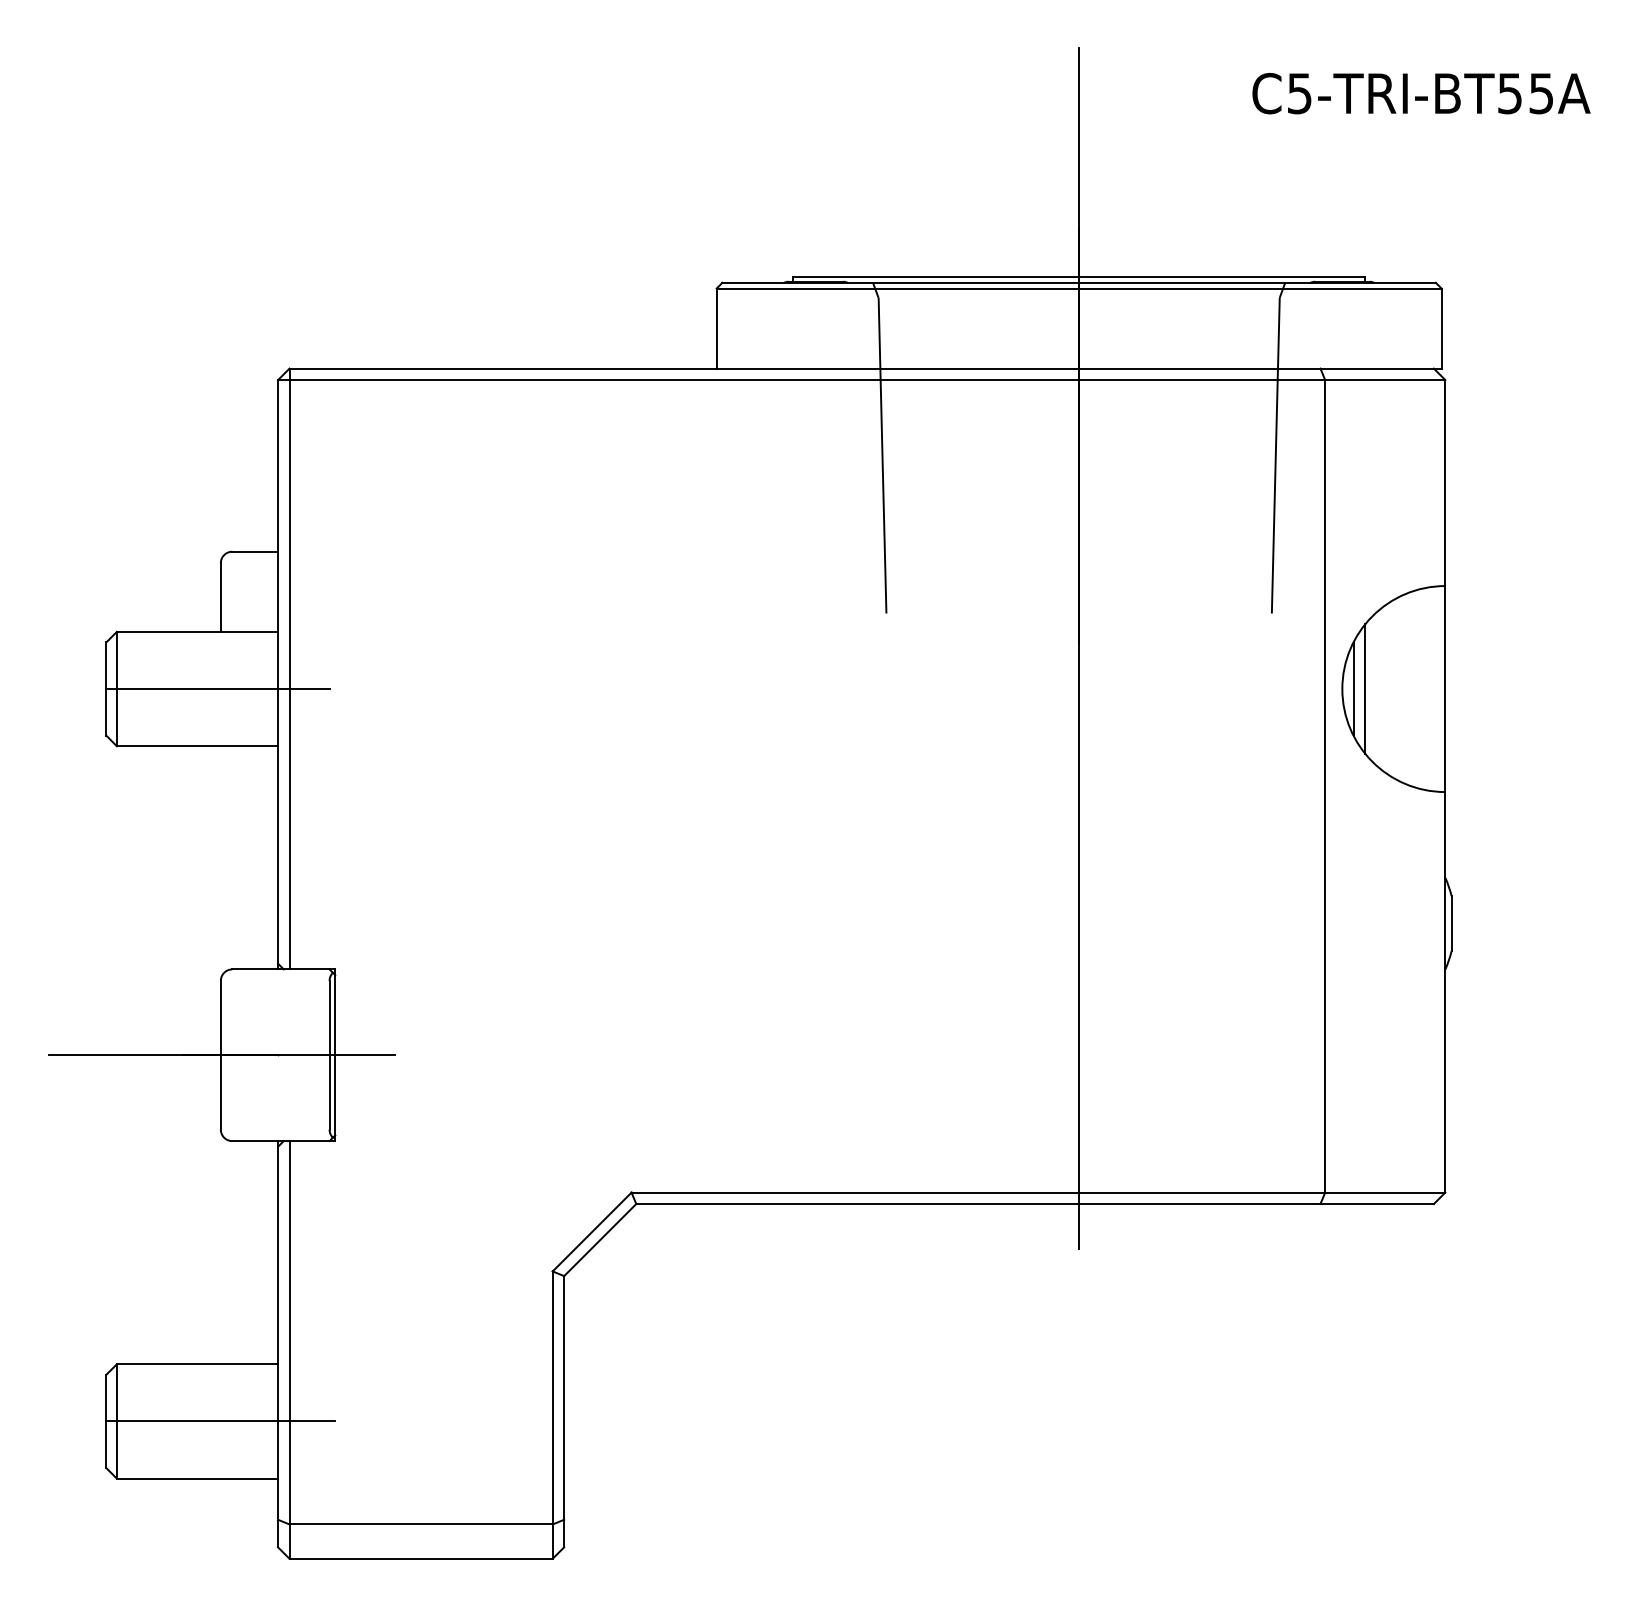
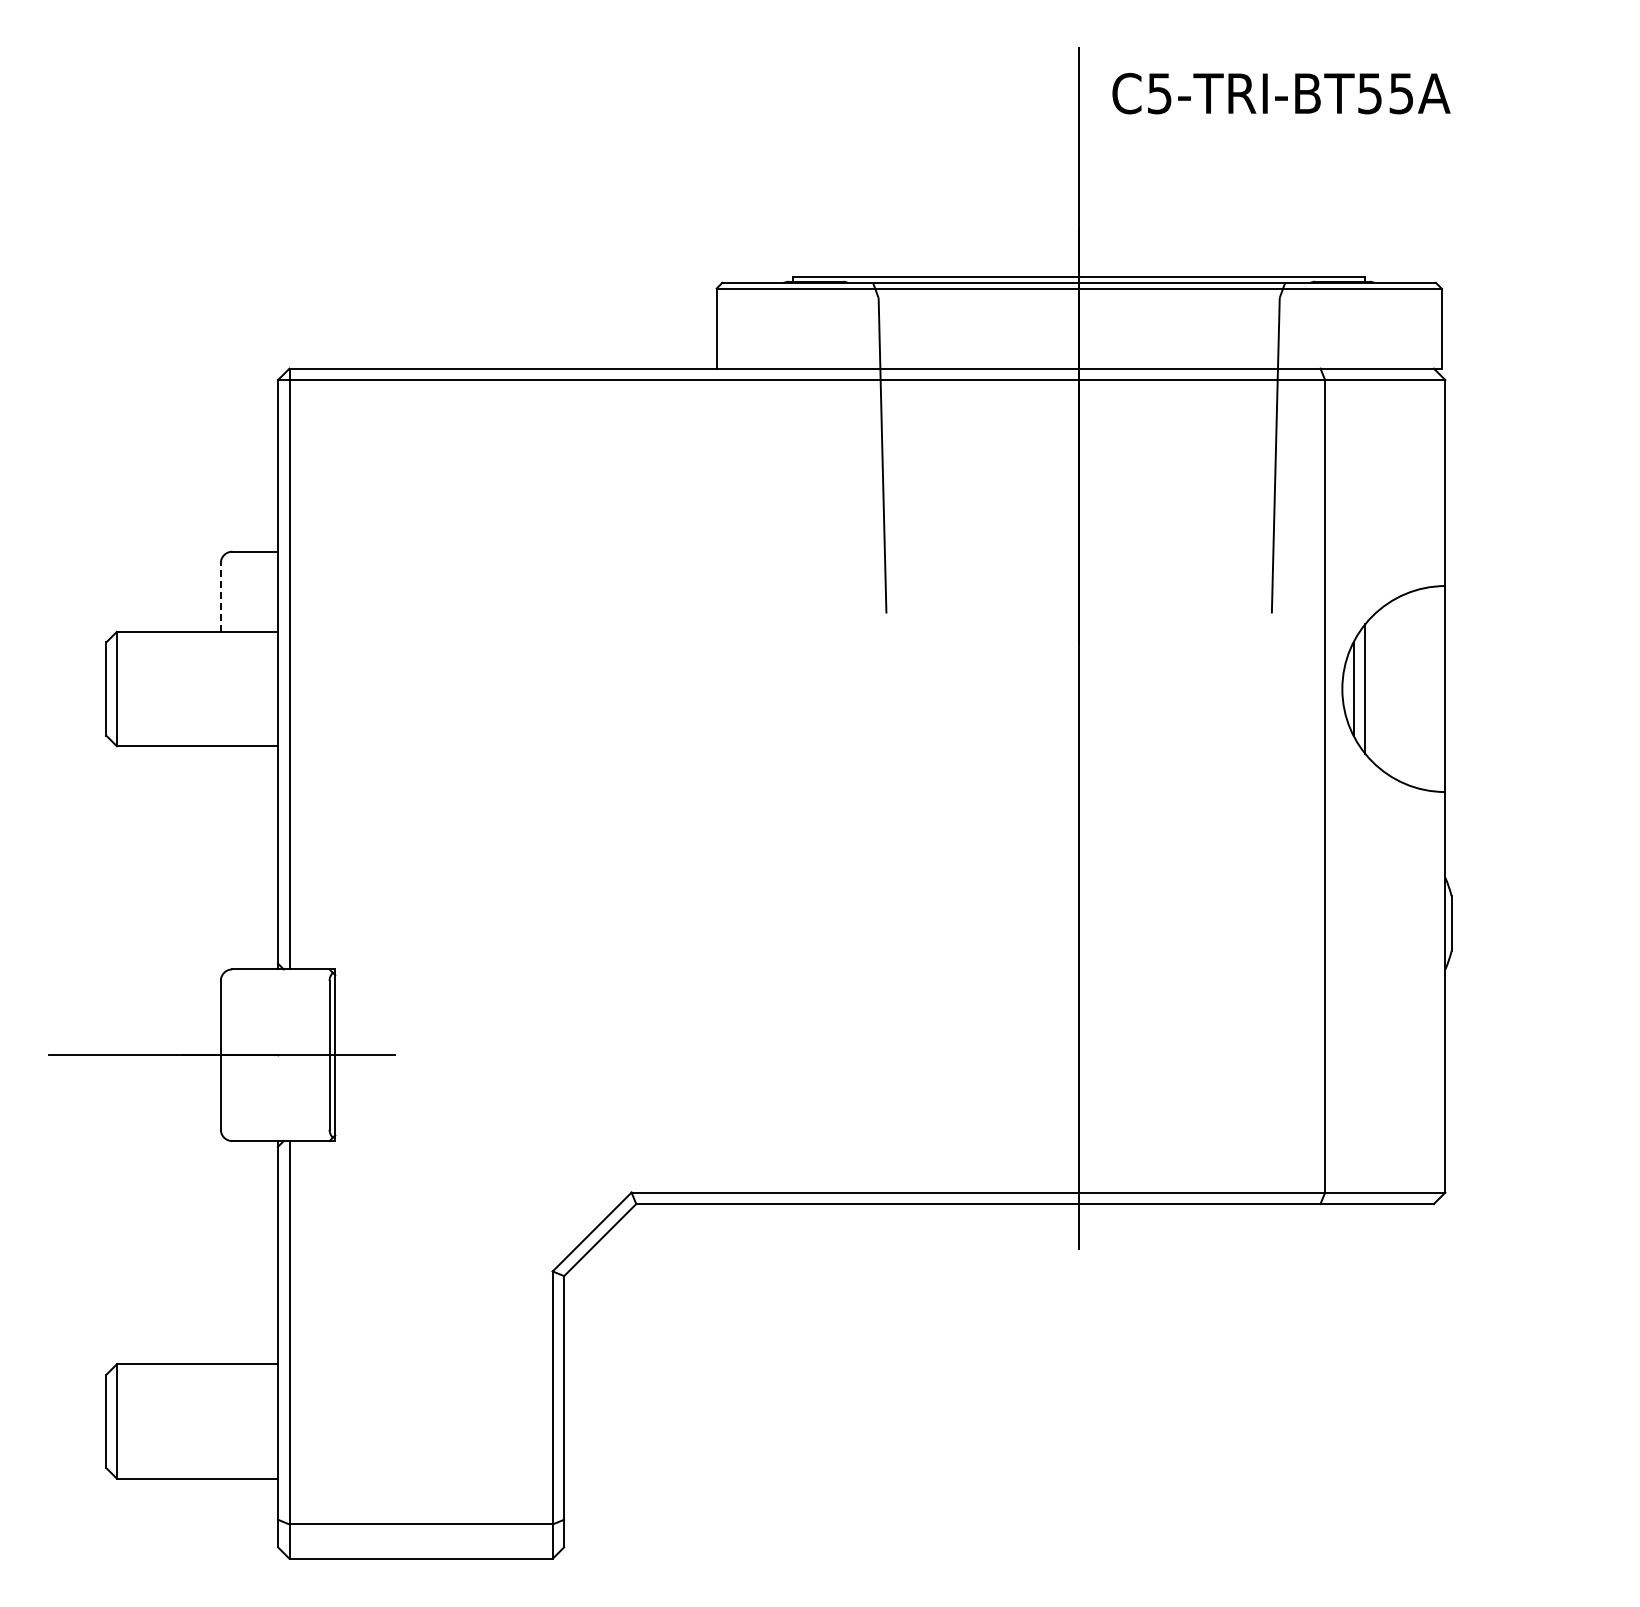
text position: (1421, 93) -> (1281, 93) (1281, 93)
line: solid -> dashed (220, 597)
line: present -> none (218, 689)
line: present -> none (220, 1421)
